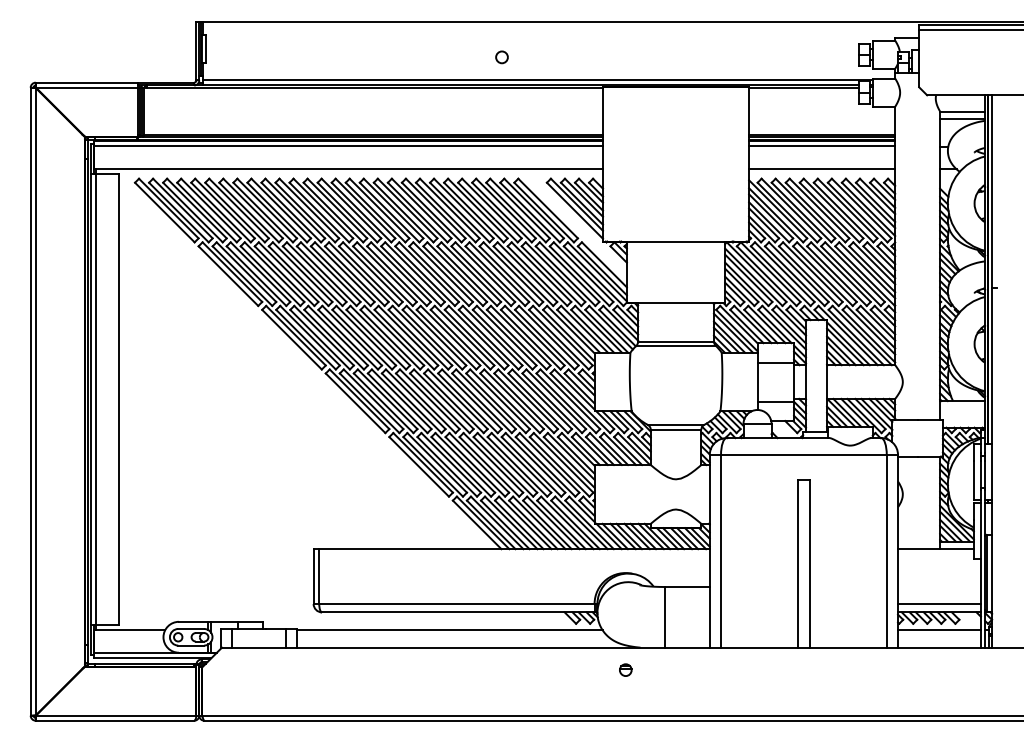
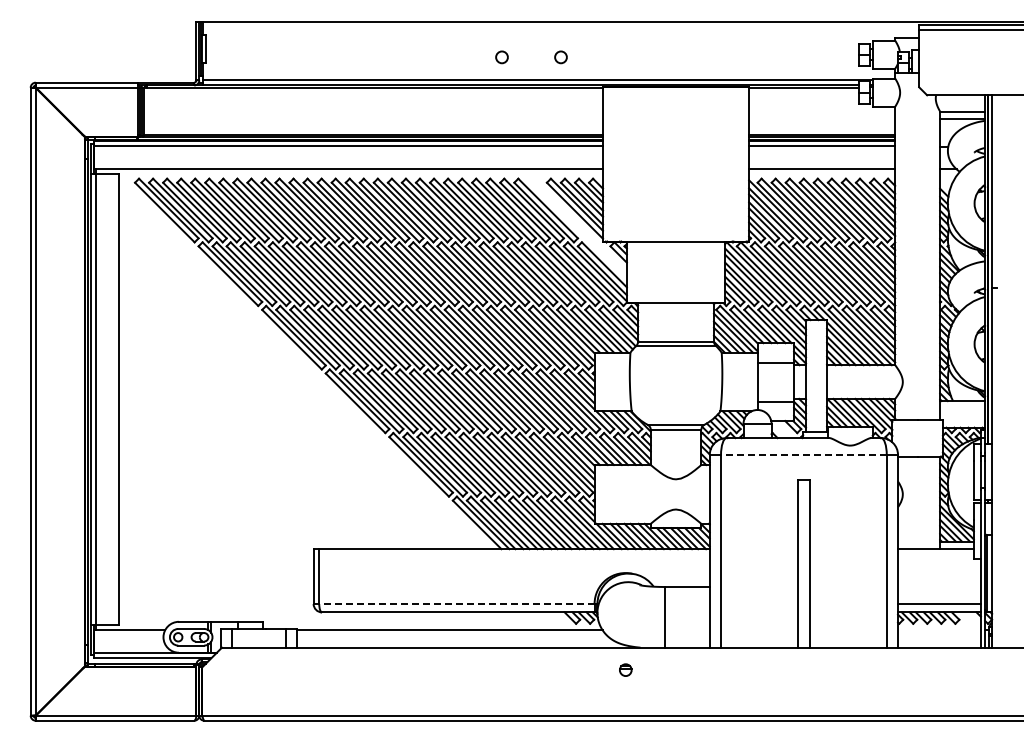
circle: none -> present (560, 57)
line: solid -> dashed (803, 454)
line: solid -> dashed (456, 603)
line: present -> none (939, 630)
